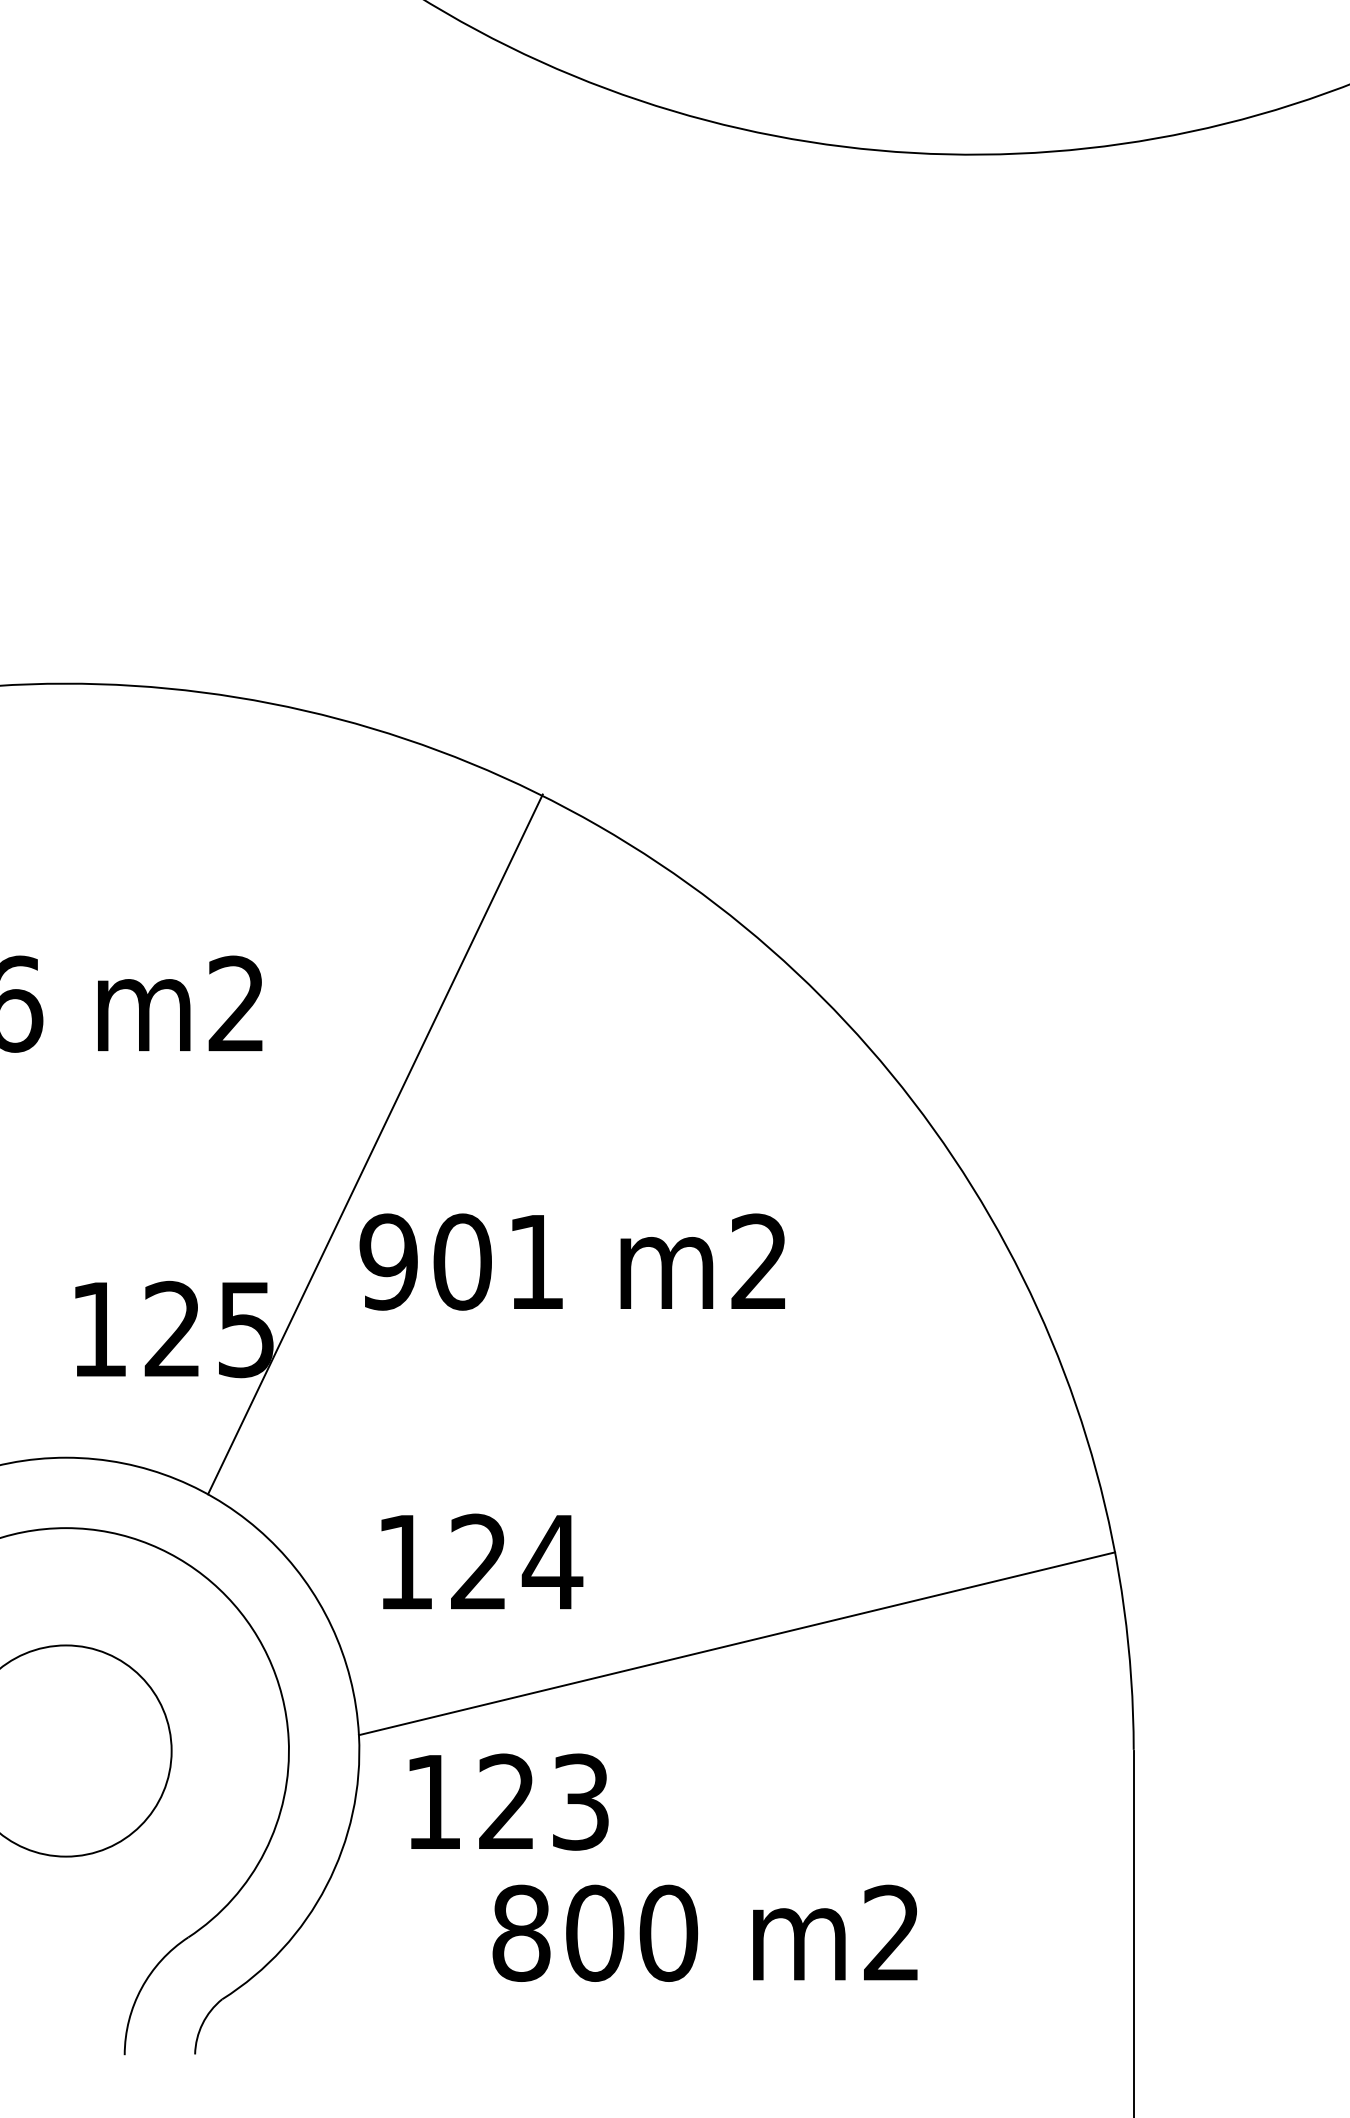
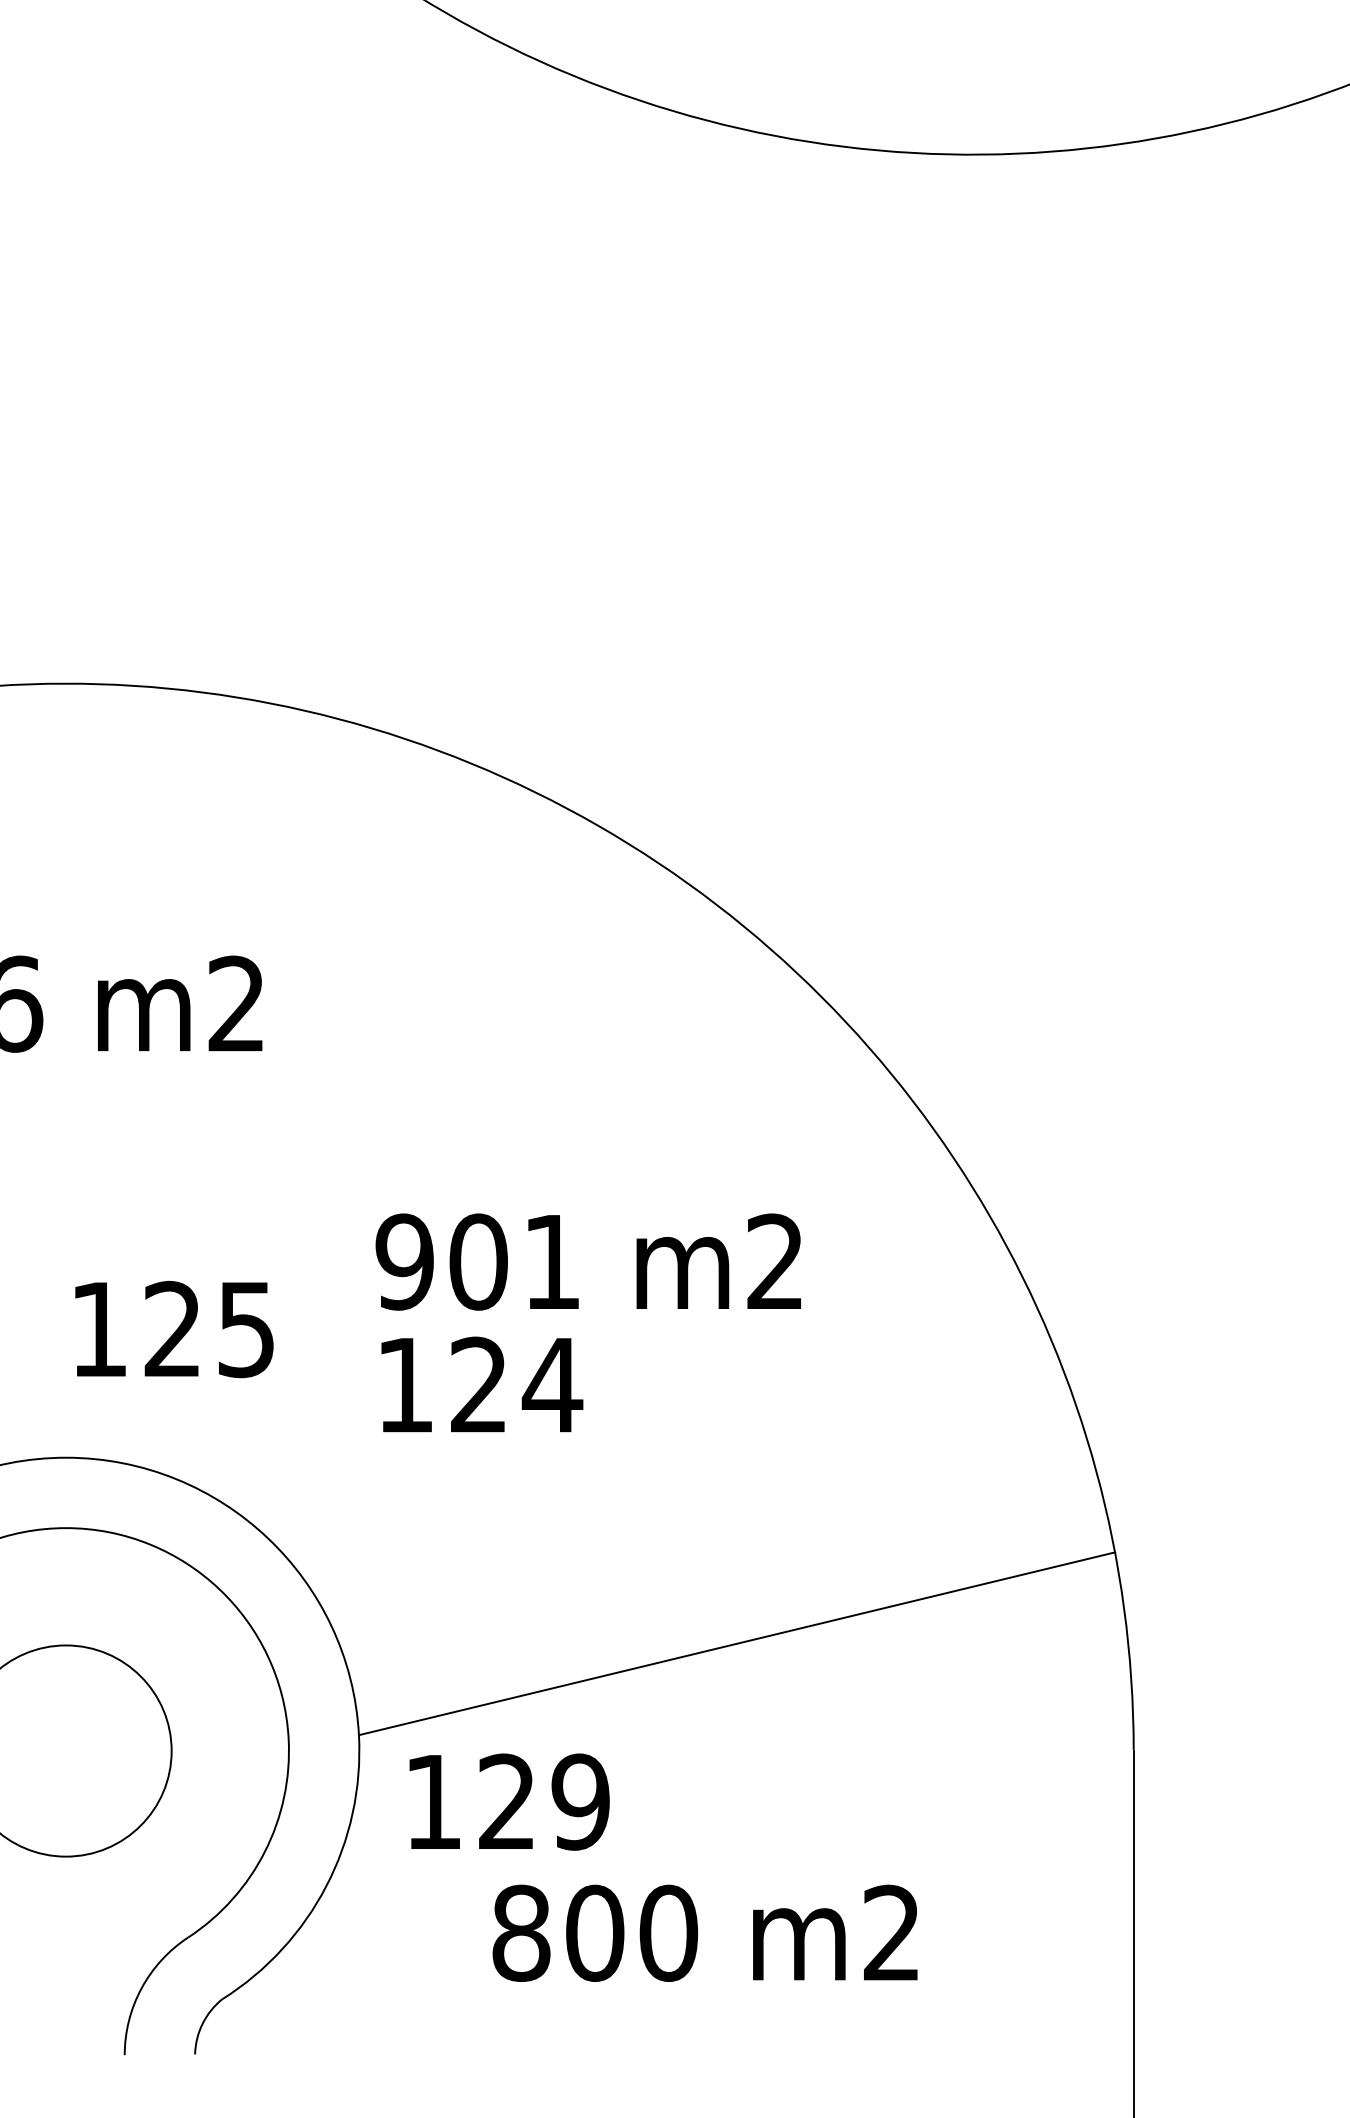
line: present -> none (375, 1144)
text position: (571, 1261) -> (587, 1261) (587, 1261)
text position: (482, 1561) -> (482, 1384) (482, 1384)
text: 123 -> 129 (580, 1801)
